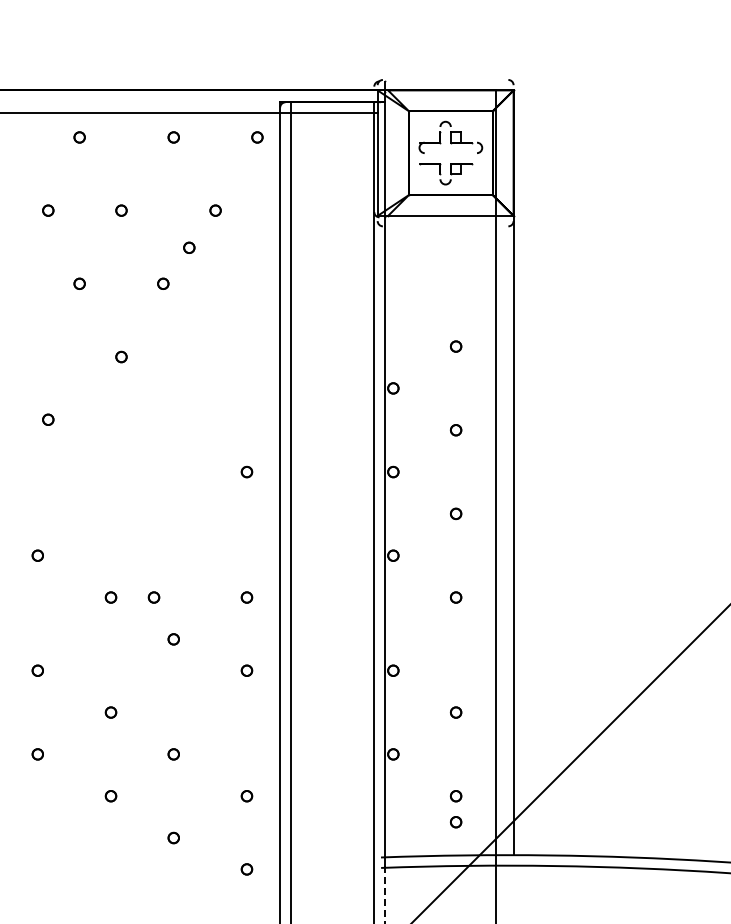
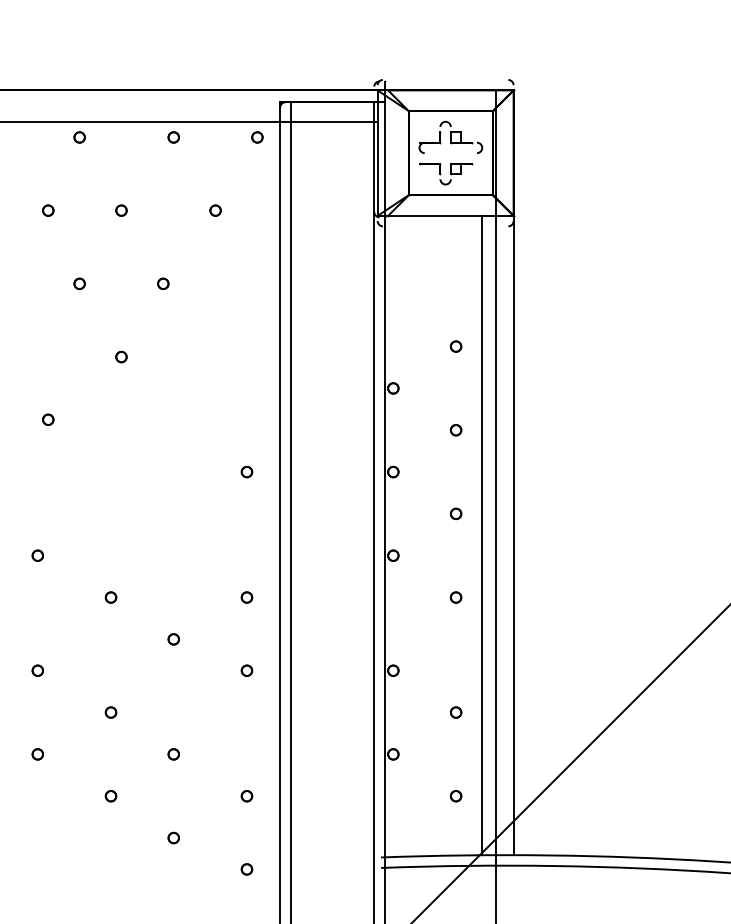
line position: (189, 112) -> (189, 121) (189, 121)
part: present -> none (189, 247)
line: none -> present (482, 535)
part: present -> none (153, 597)
part: present -> none (456, 822)
line: dashed -> solid (384, 894)
